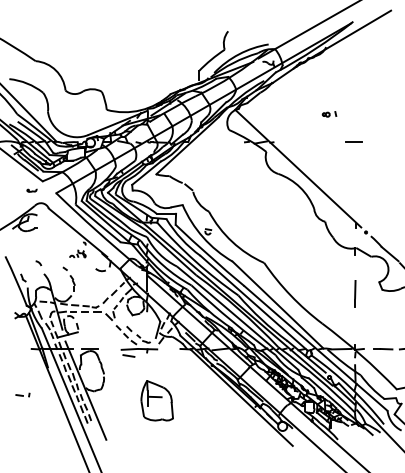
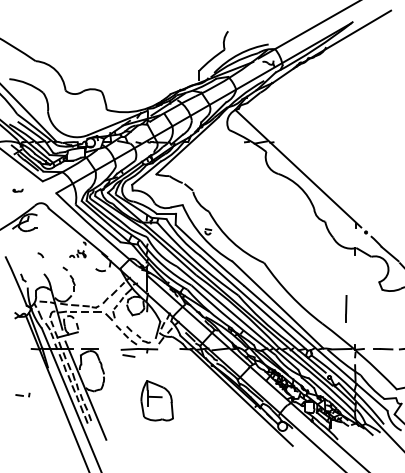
part: present -> none (329, 114)
line: present -> none (353, 141)
part position: (31, 190) -> (17, 190) (17, 190)
arc position: (38, 263) -> (40, 255) (40, 255)
line position: (355, 293) -> (346, 308) (346, 308)
